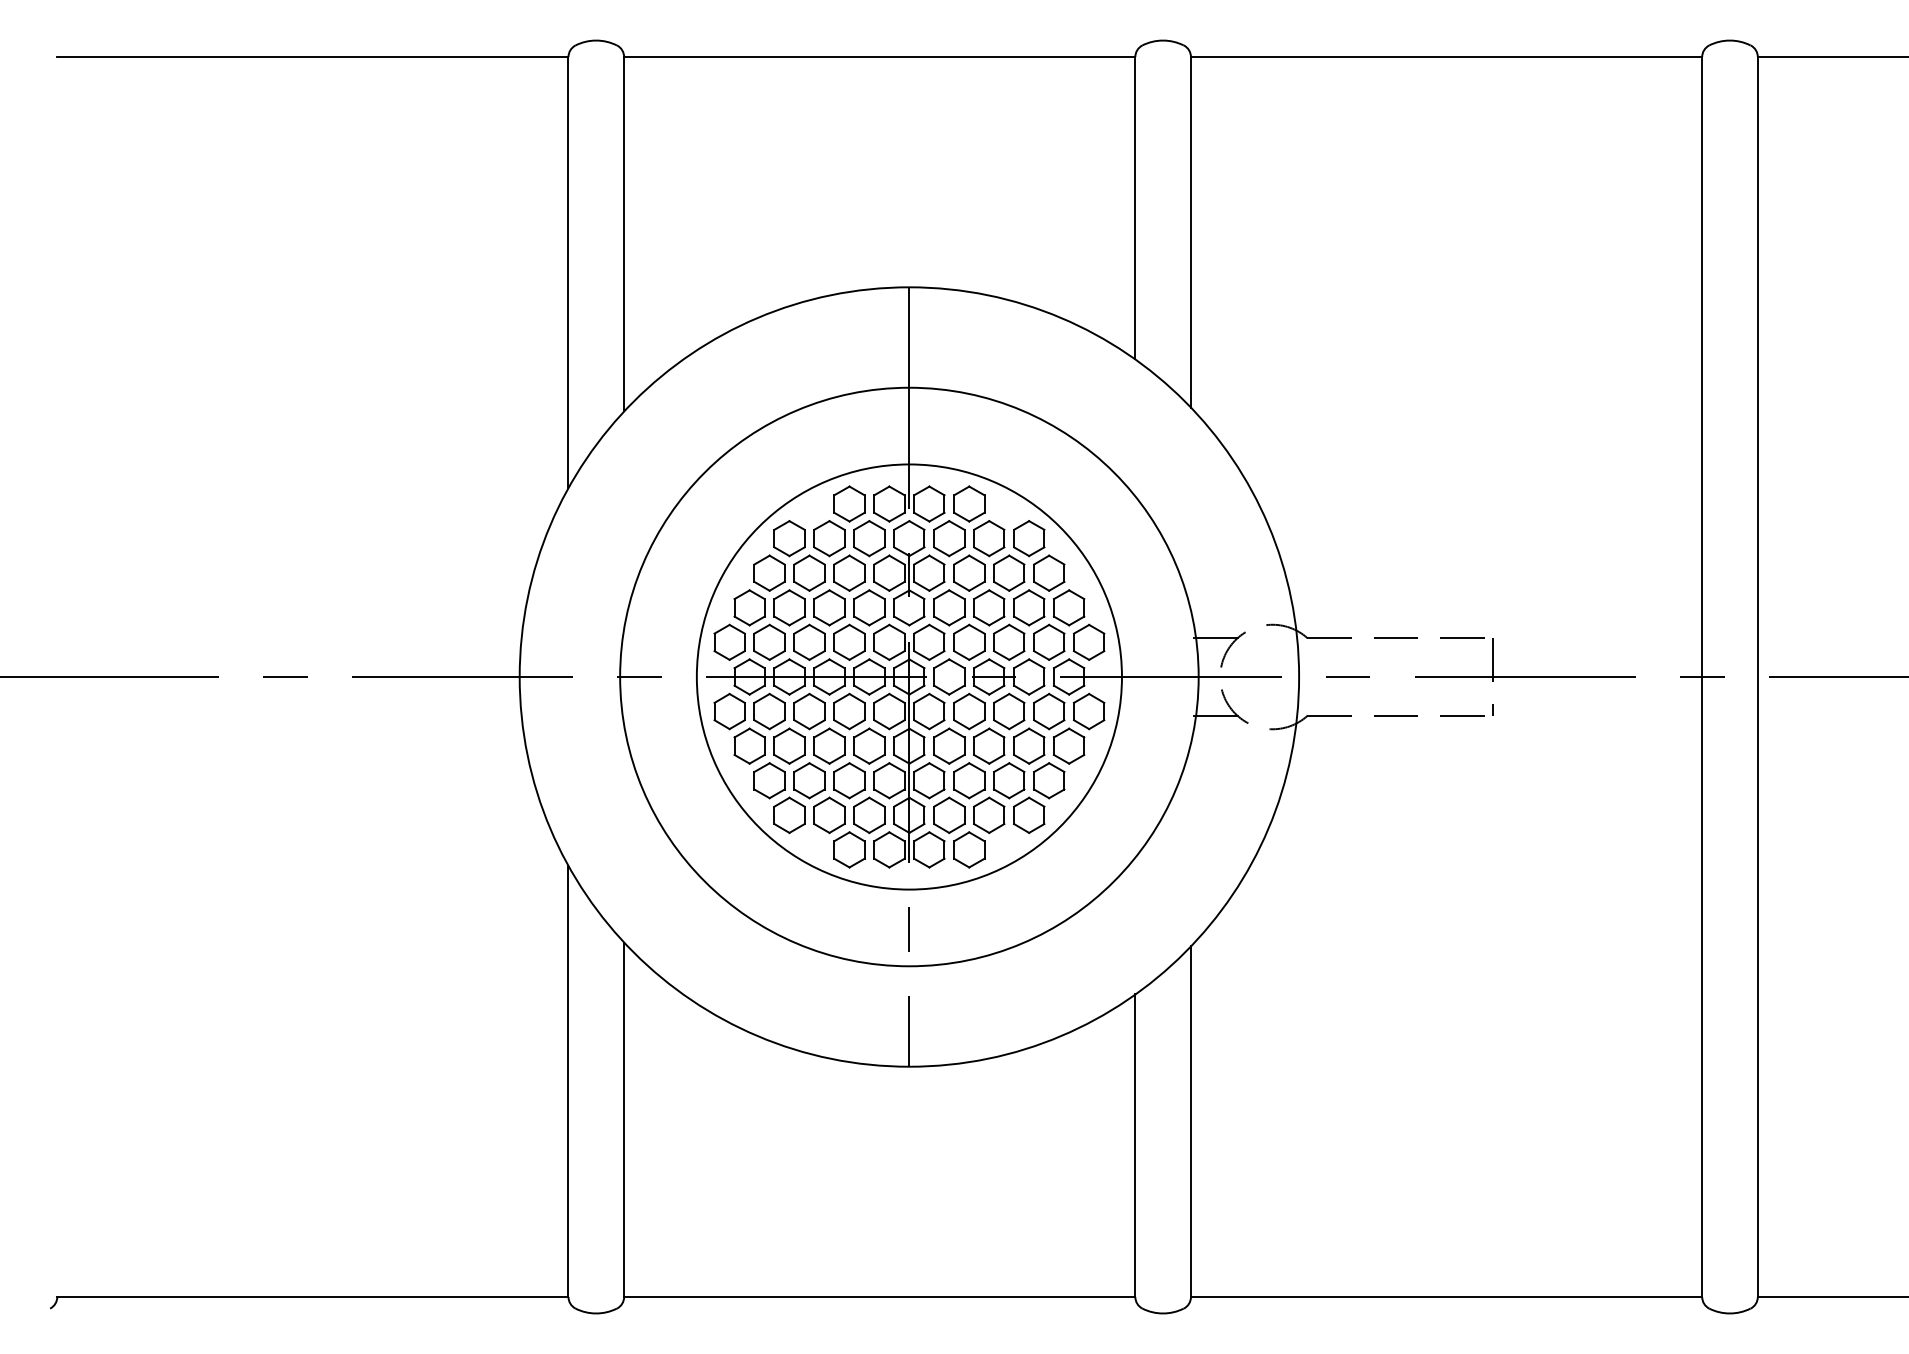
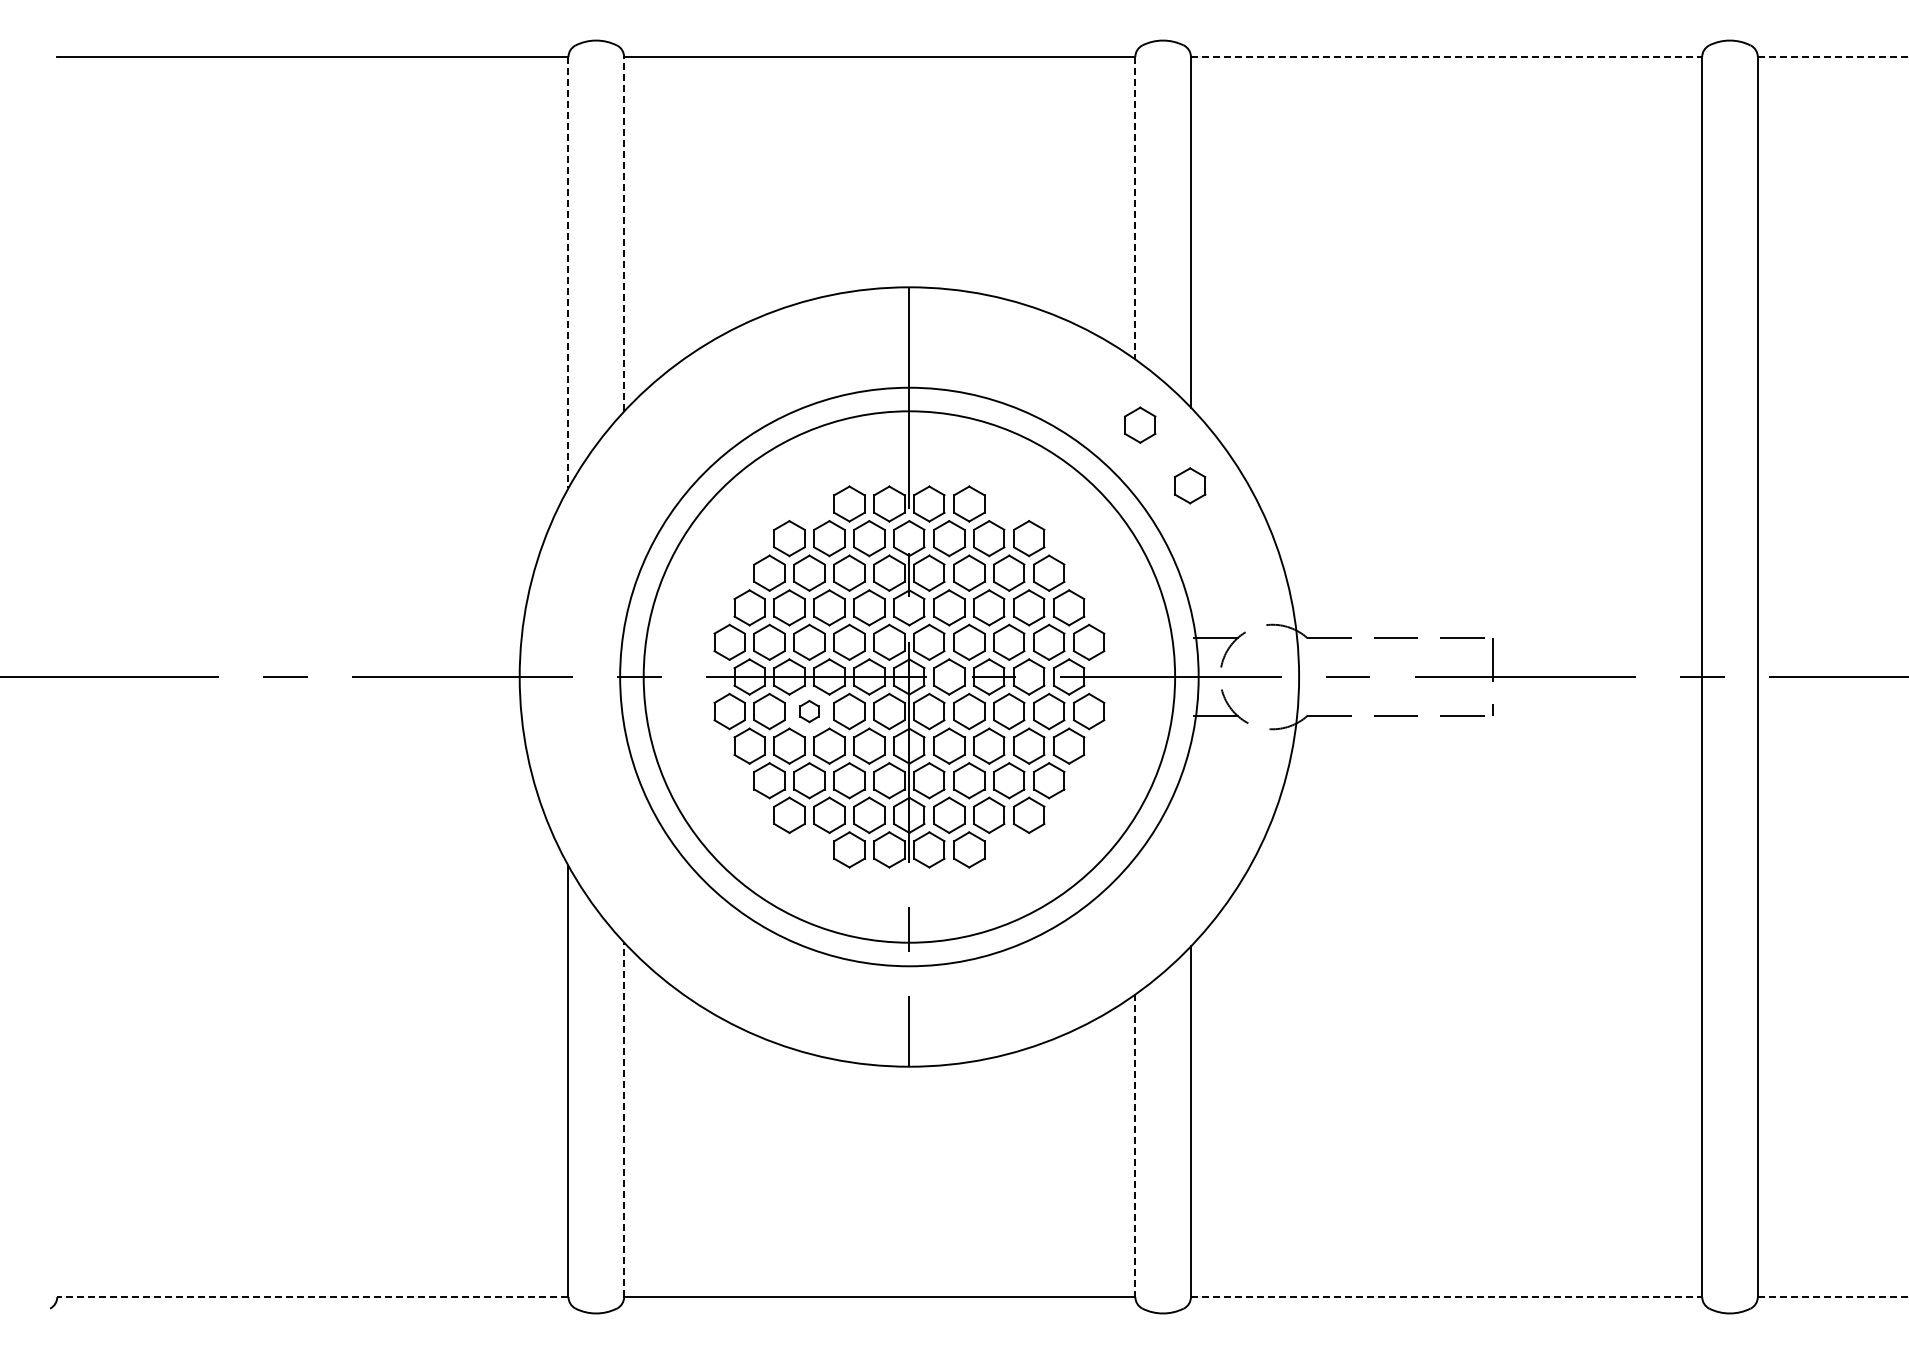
line: solid -> dashed (1446, 57)
line: solid -> dashed (1833, 57)
line: solid -> dashed (1135, 208)
line: solid -> dashed (624, 233)
line: solid -> dashed (568, 272)
part: none -> present (1140, 424)
part: none -> present (1190, 485)
circle diameter: 425 px -> 531 px (909, 676)
part size: 33x39 px -> 21x25 px (809, 711)
line: solid -> dashed (624, 1119)
line: solid -> dashed (1135, 1146)
line: solid -> dashed (312, 1297)
line: solid -> dashed (1446, 1297)
line: solid -> dashed (1833, 1297)
